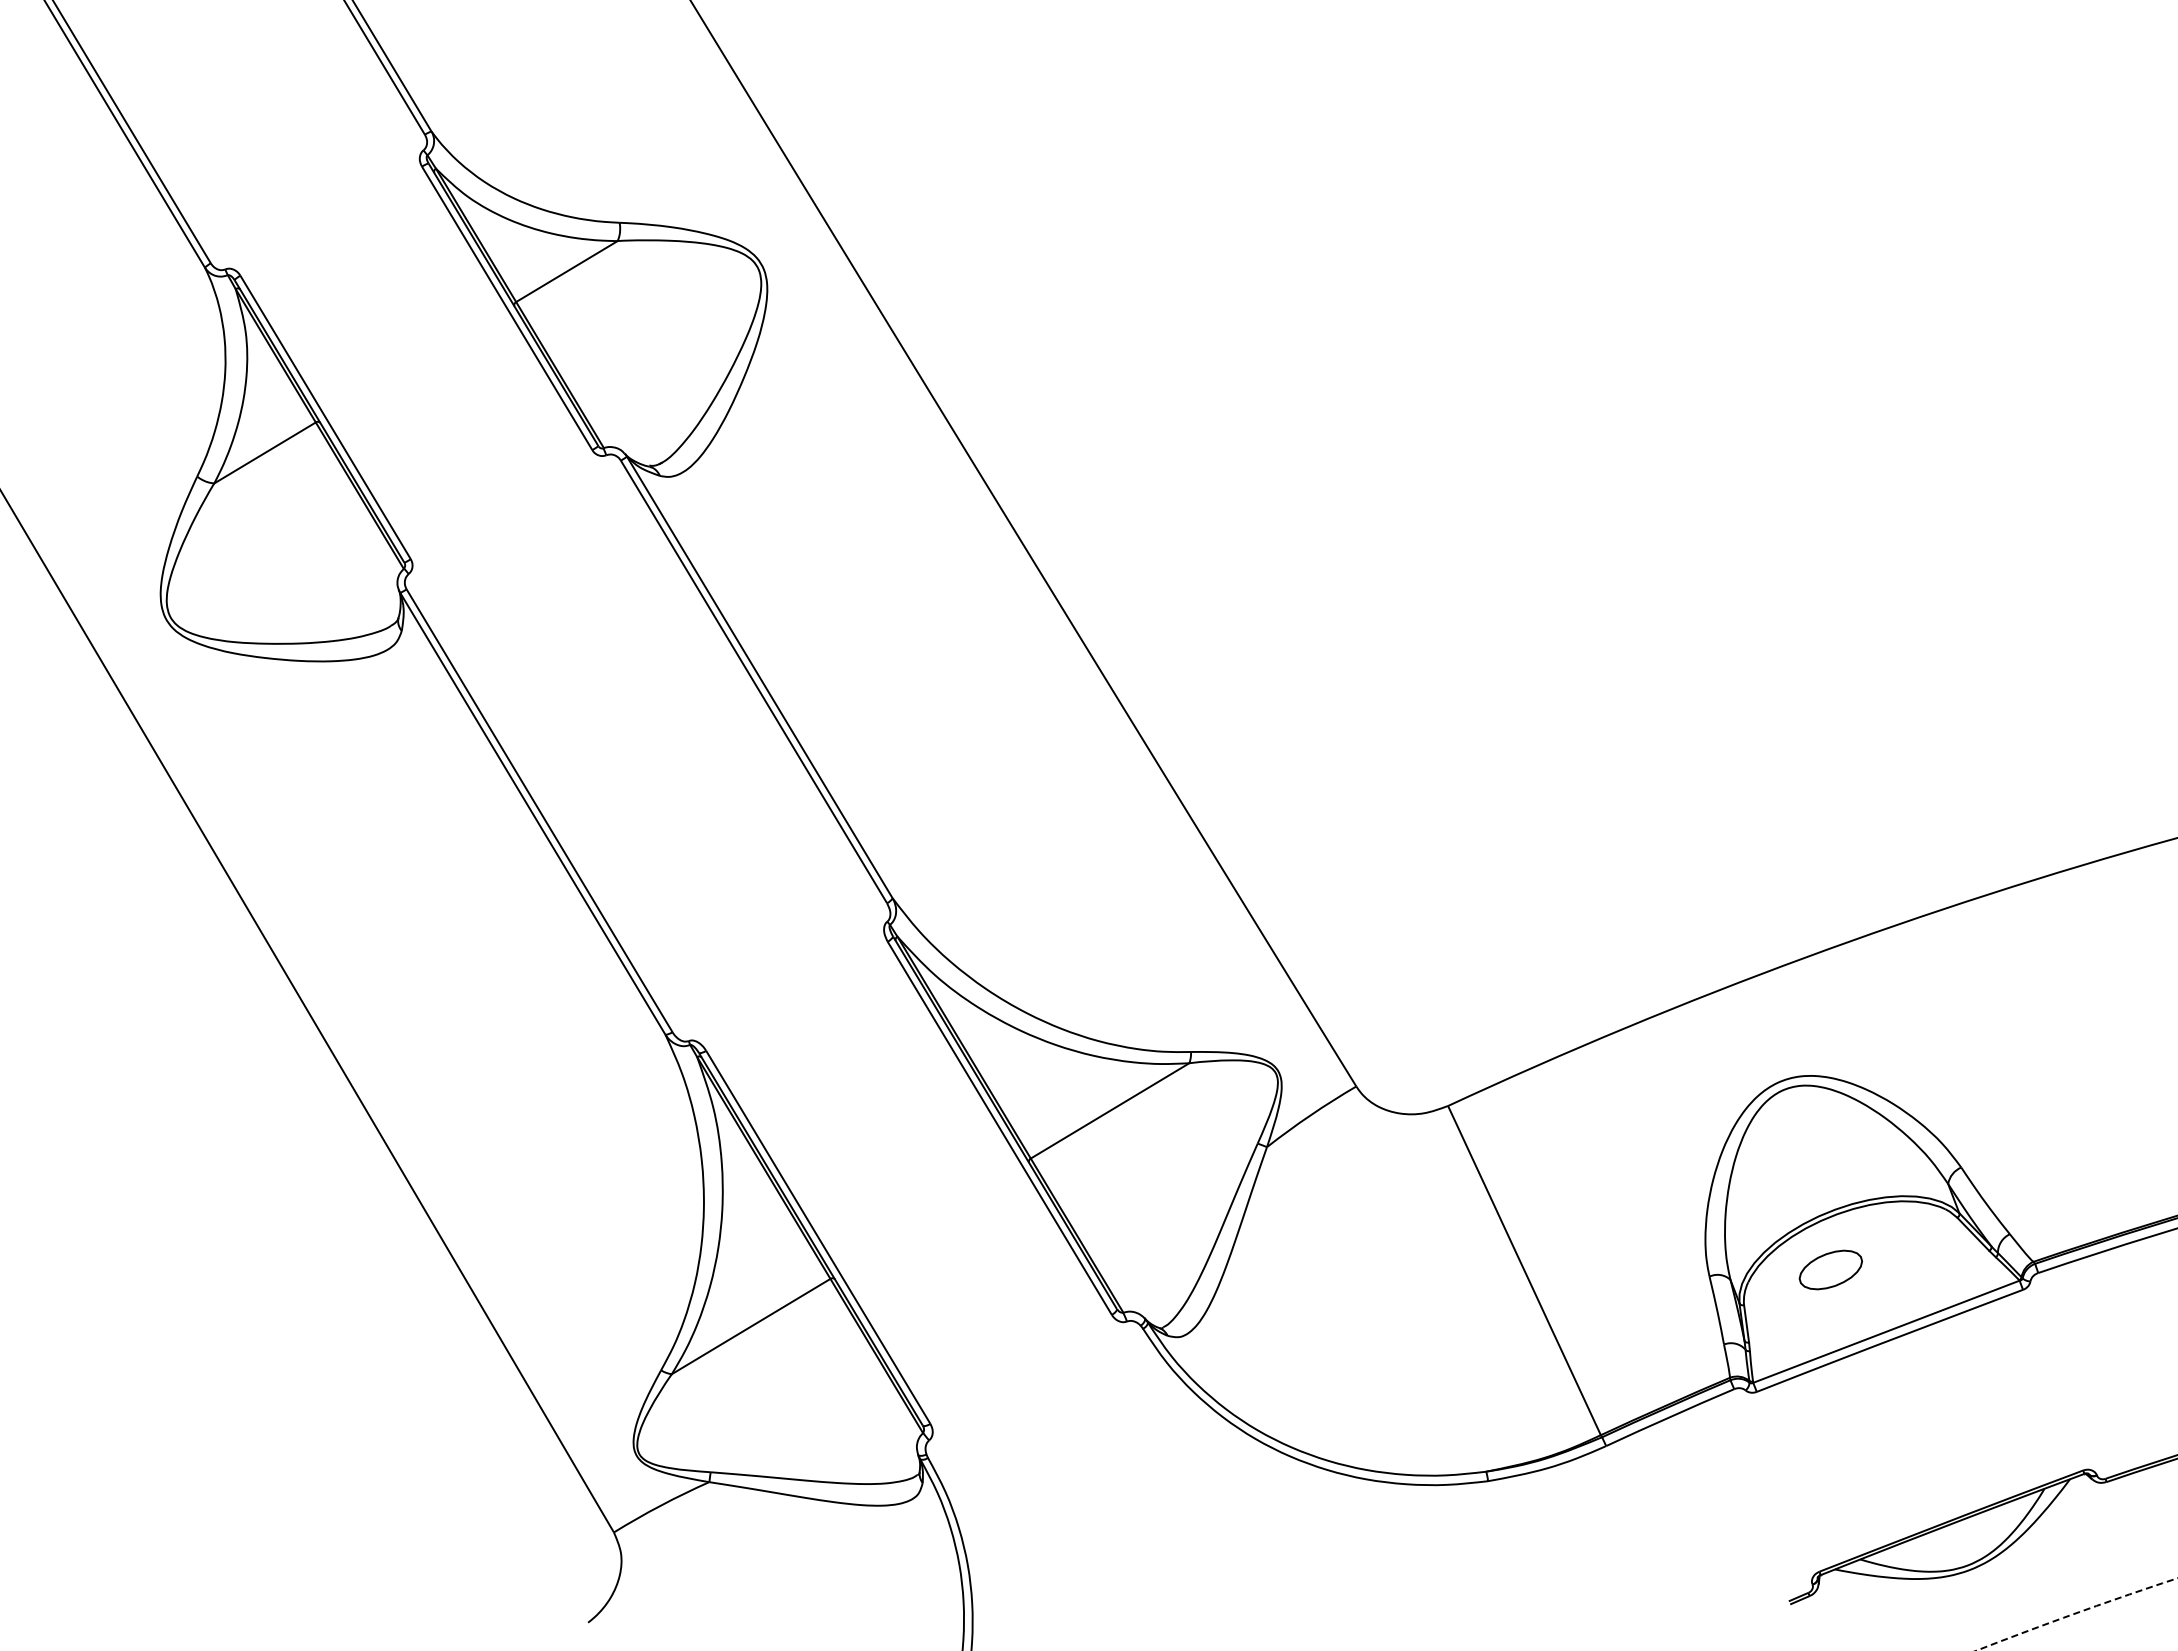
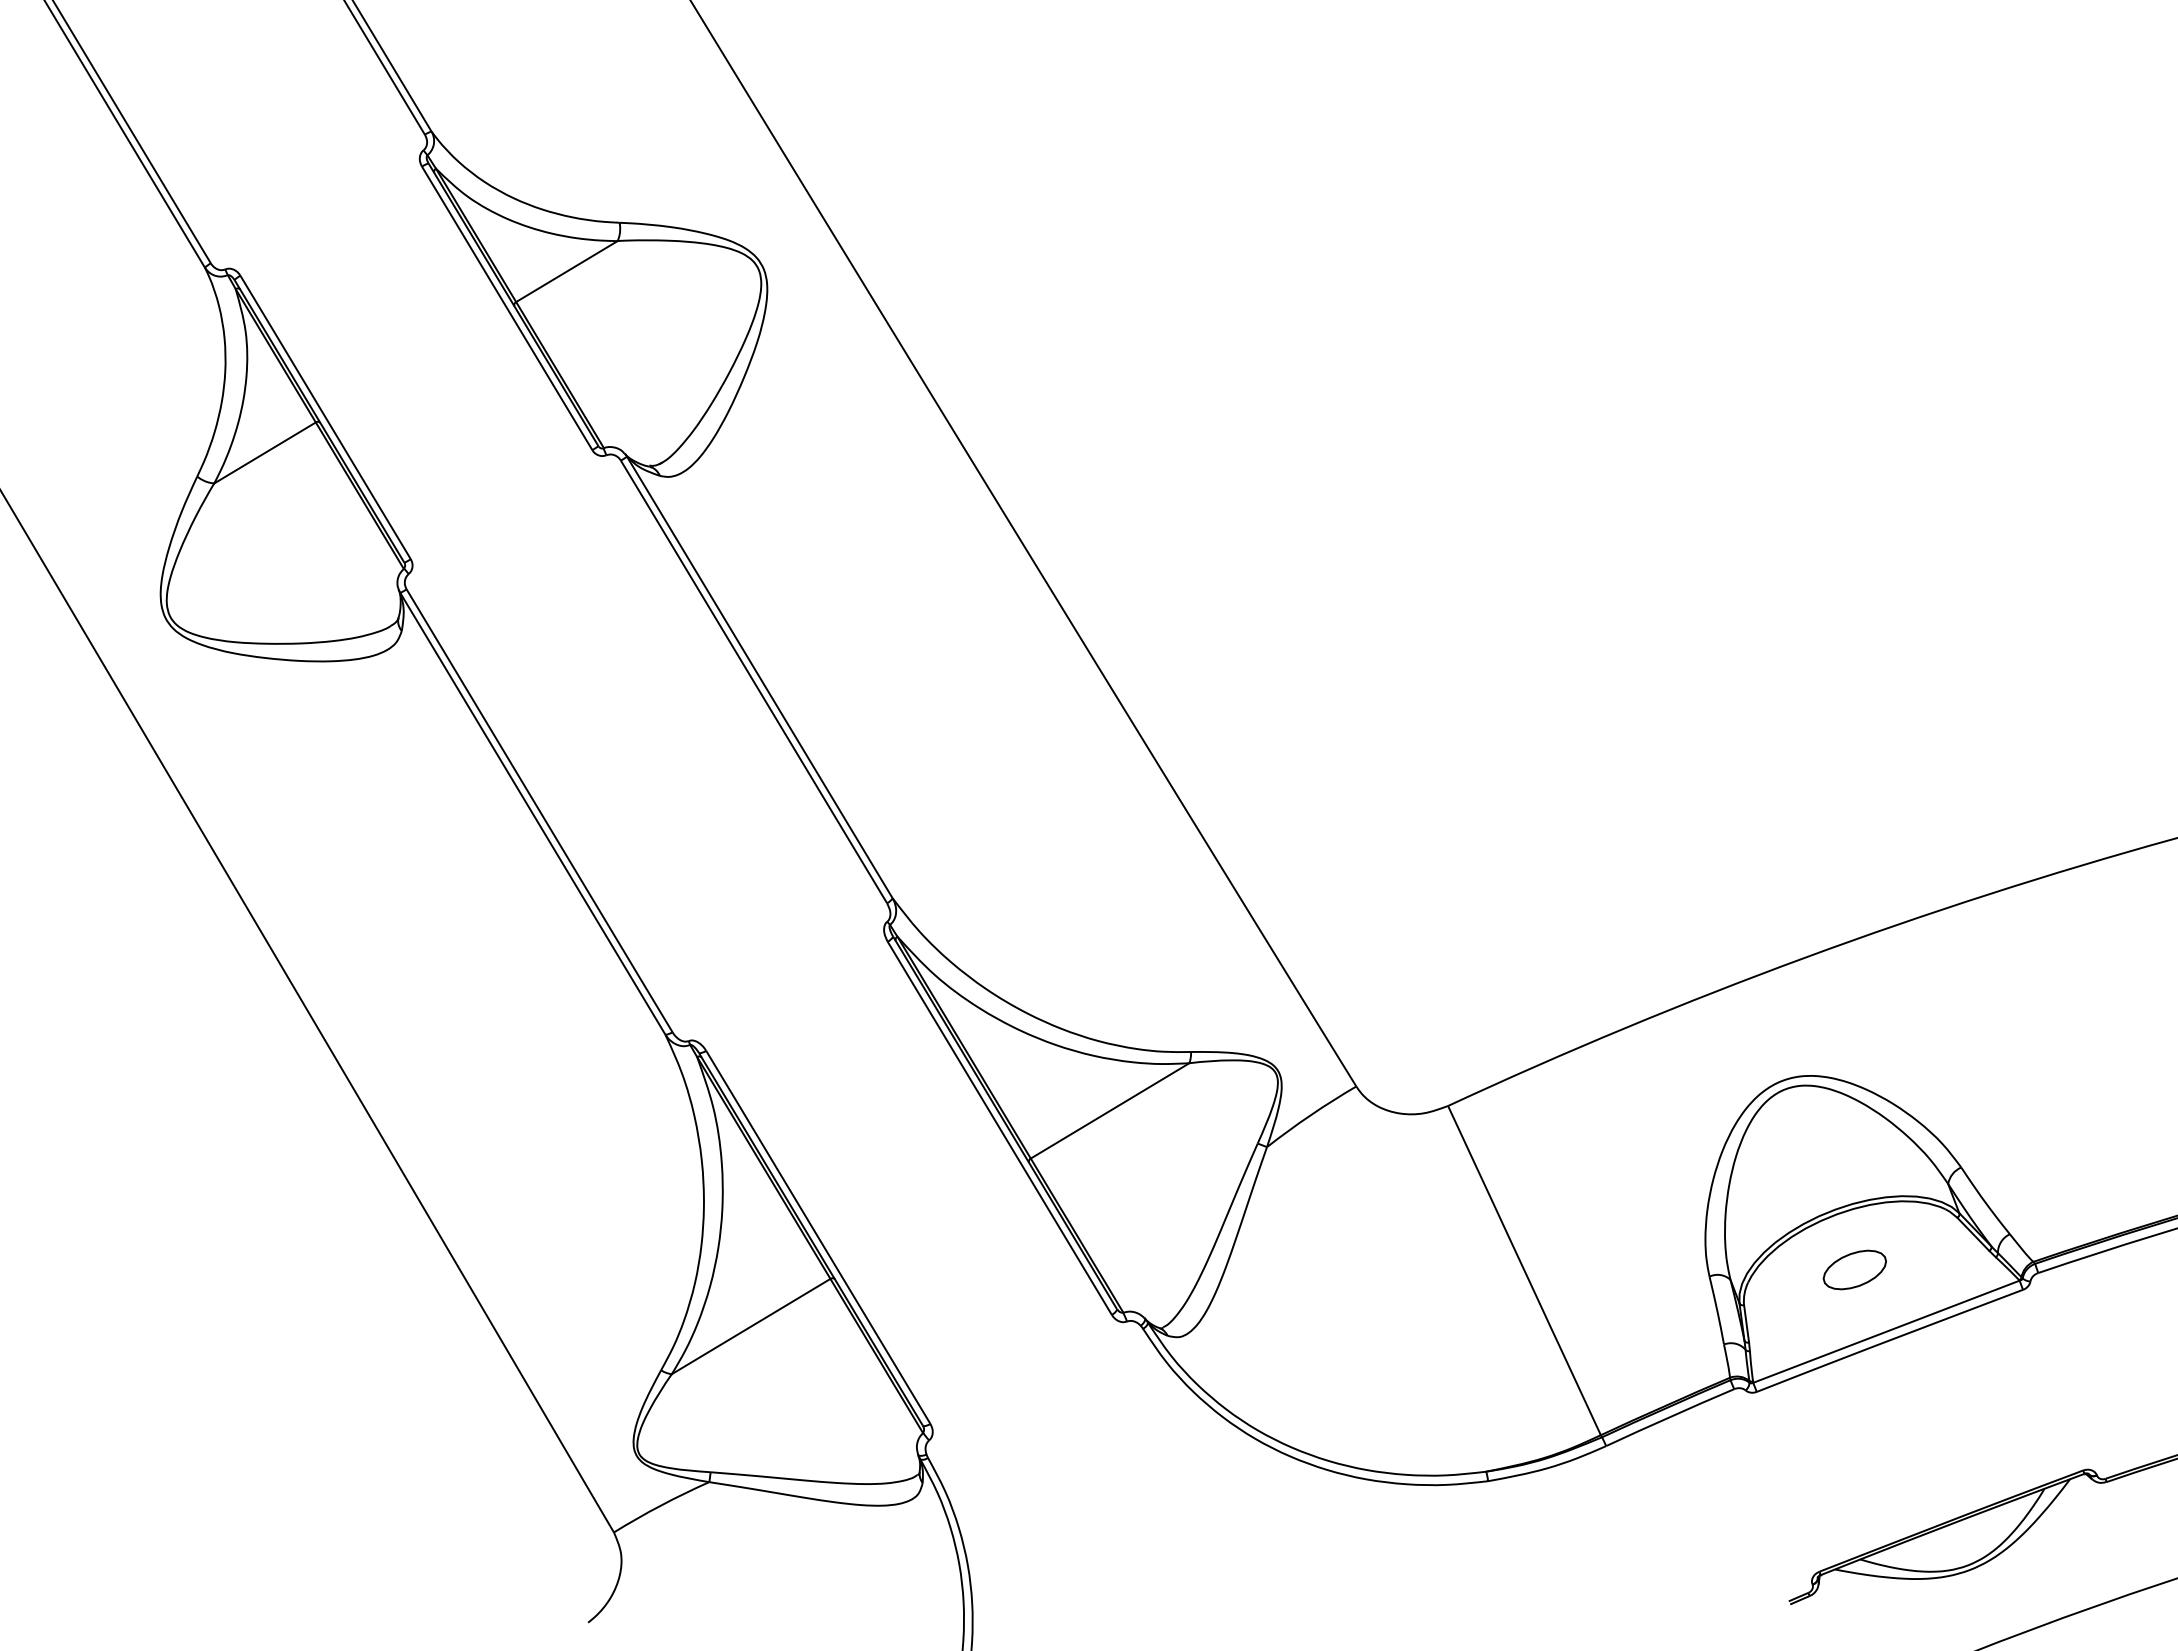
part position: (1830, 1269) -> (1854, 1269) (1854, 1269)
arc: dashed -> solid (2076, 1613)
